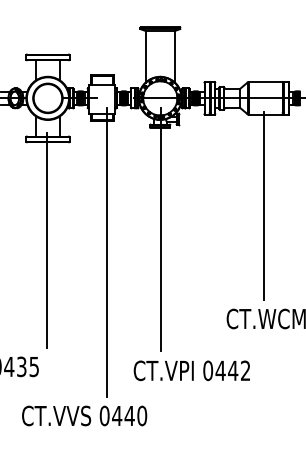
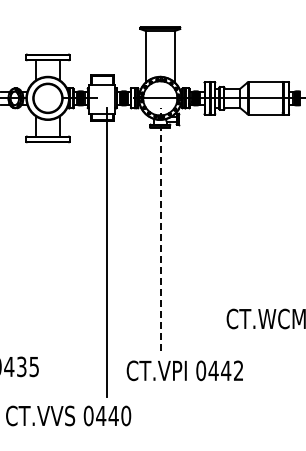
line: present -> none (263, 205)
line: solid -> dashed (161, 229)
line: present -> none (47, 240)
text position: (191, 370) -> (184, 370) (184, 370)
text position: (84, 415) -> (68, 415) (68, 415)
